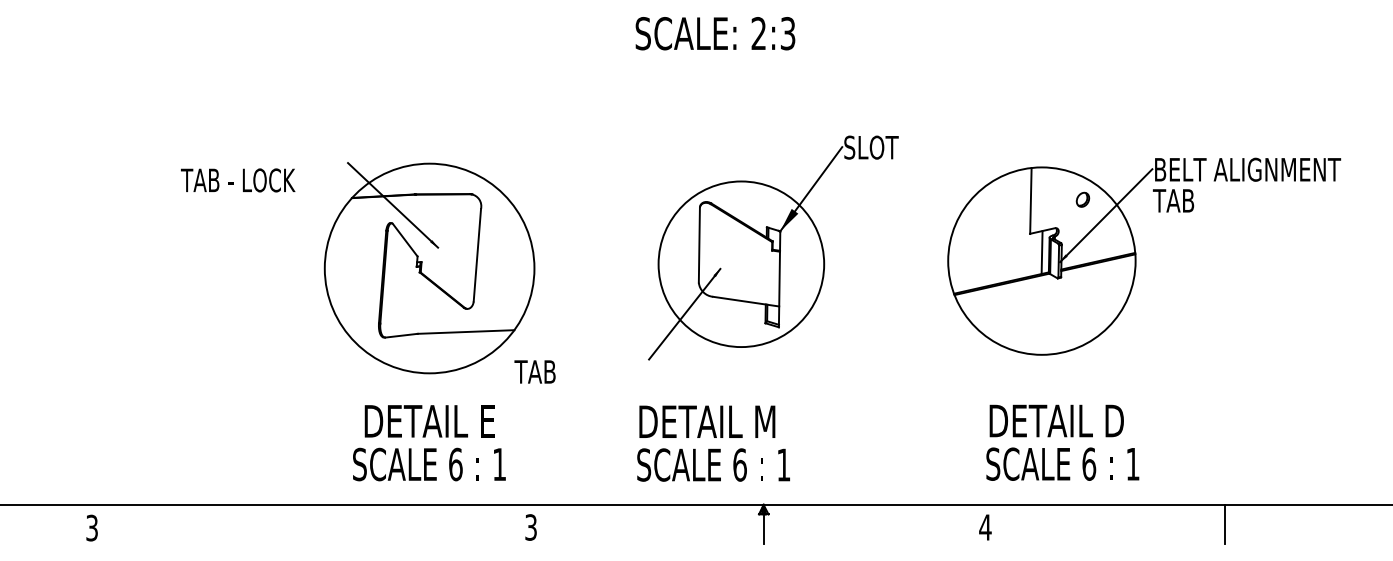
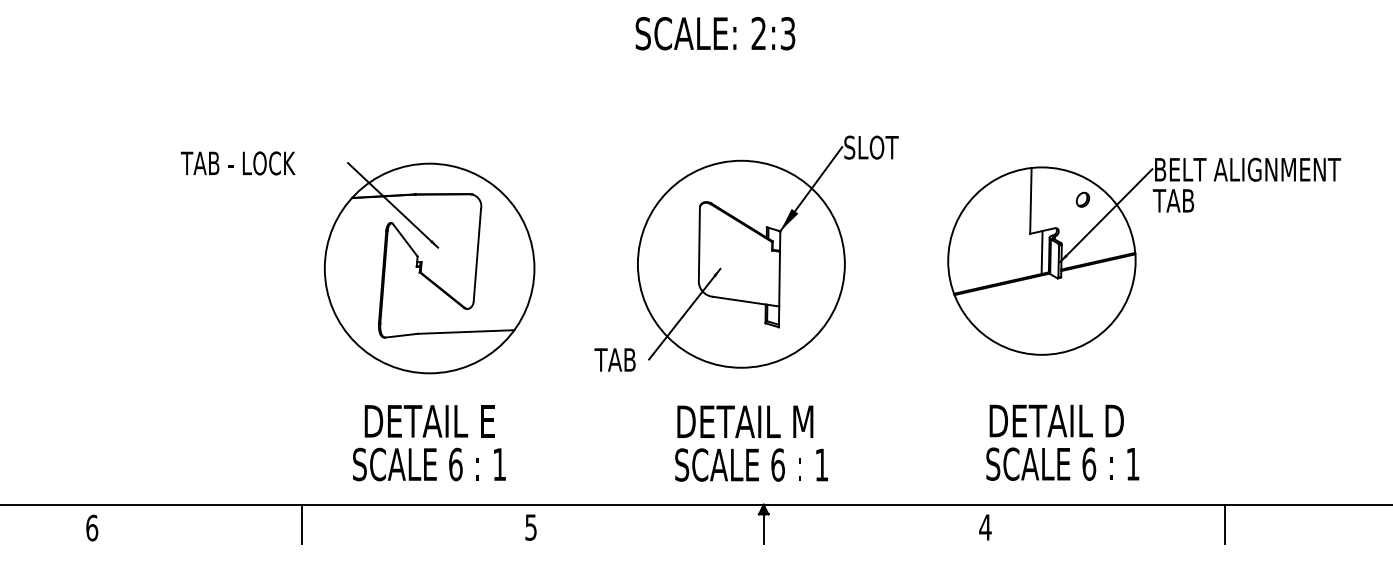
text position: (238, 180) -> (238, 163) (238, 163)
circle diameter: 166 px -> 207 px (740, 263)
text position: (534, 371) -> (614, 359) (614, 359)
text position: (713, 443) -> (751, 443) (751, 443)
line: none -> present (301, 524)
text: 3 -> 6 (92, 527)
text: 3 -> 5 (530, 527)
